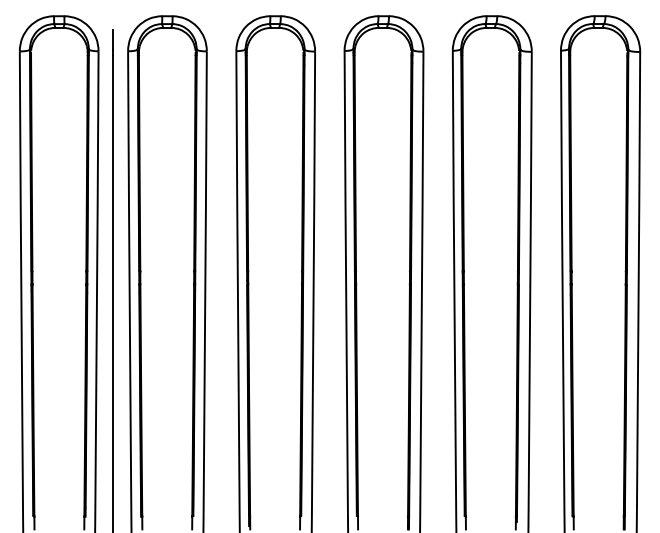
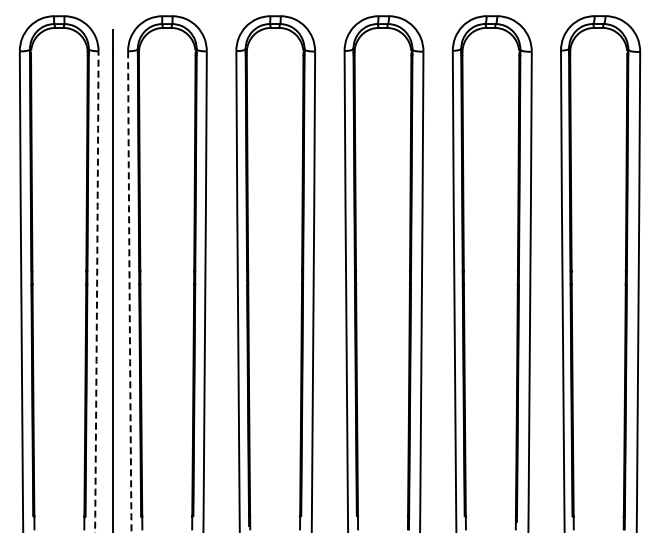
arc: solid -> dashed (97, 291)
arc: solid -> dashed (129, 292)
